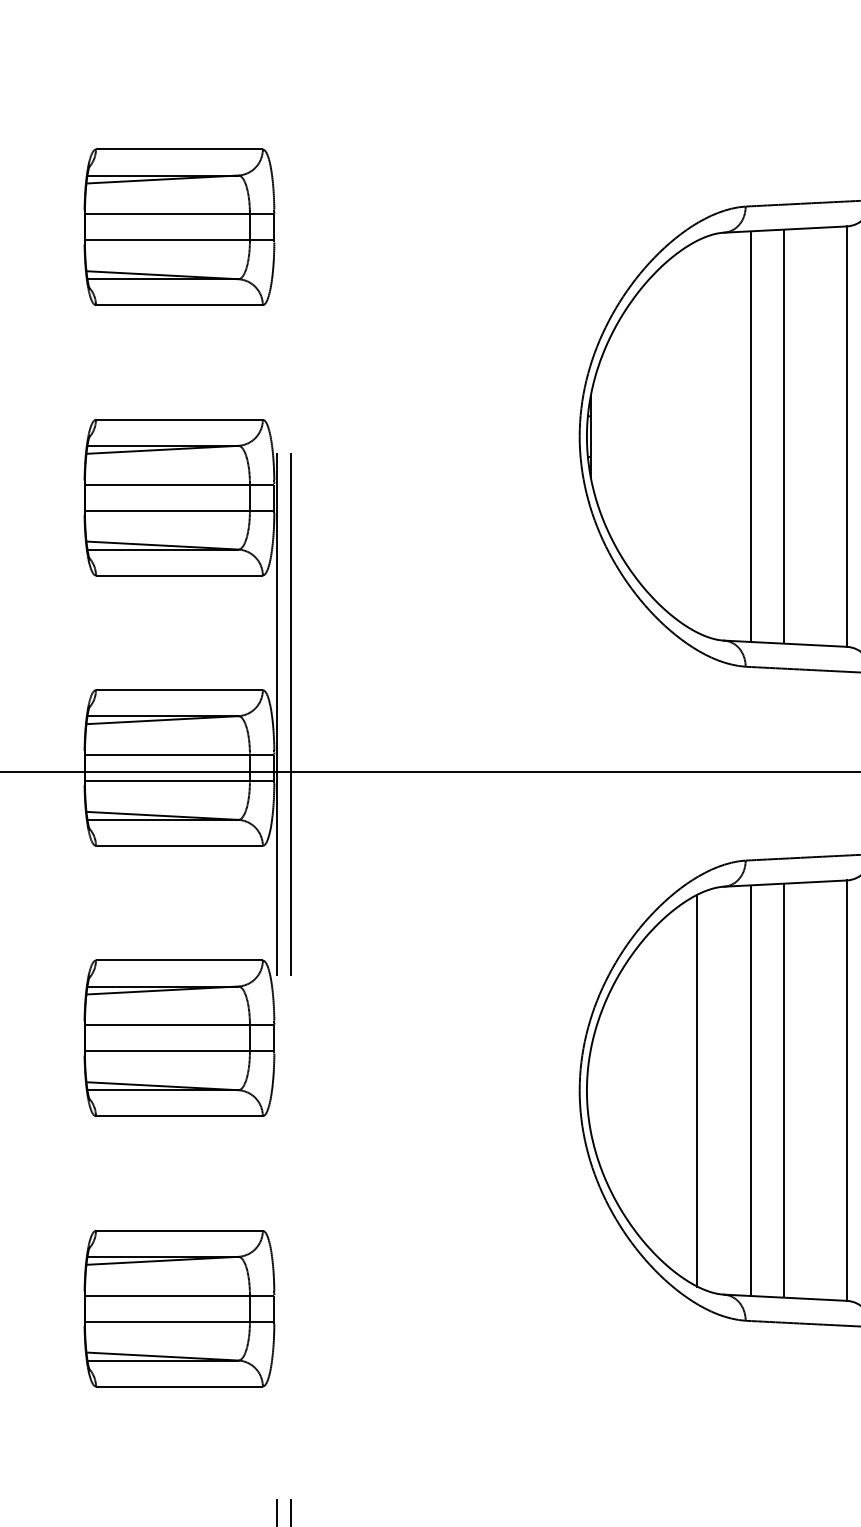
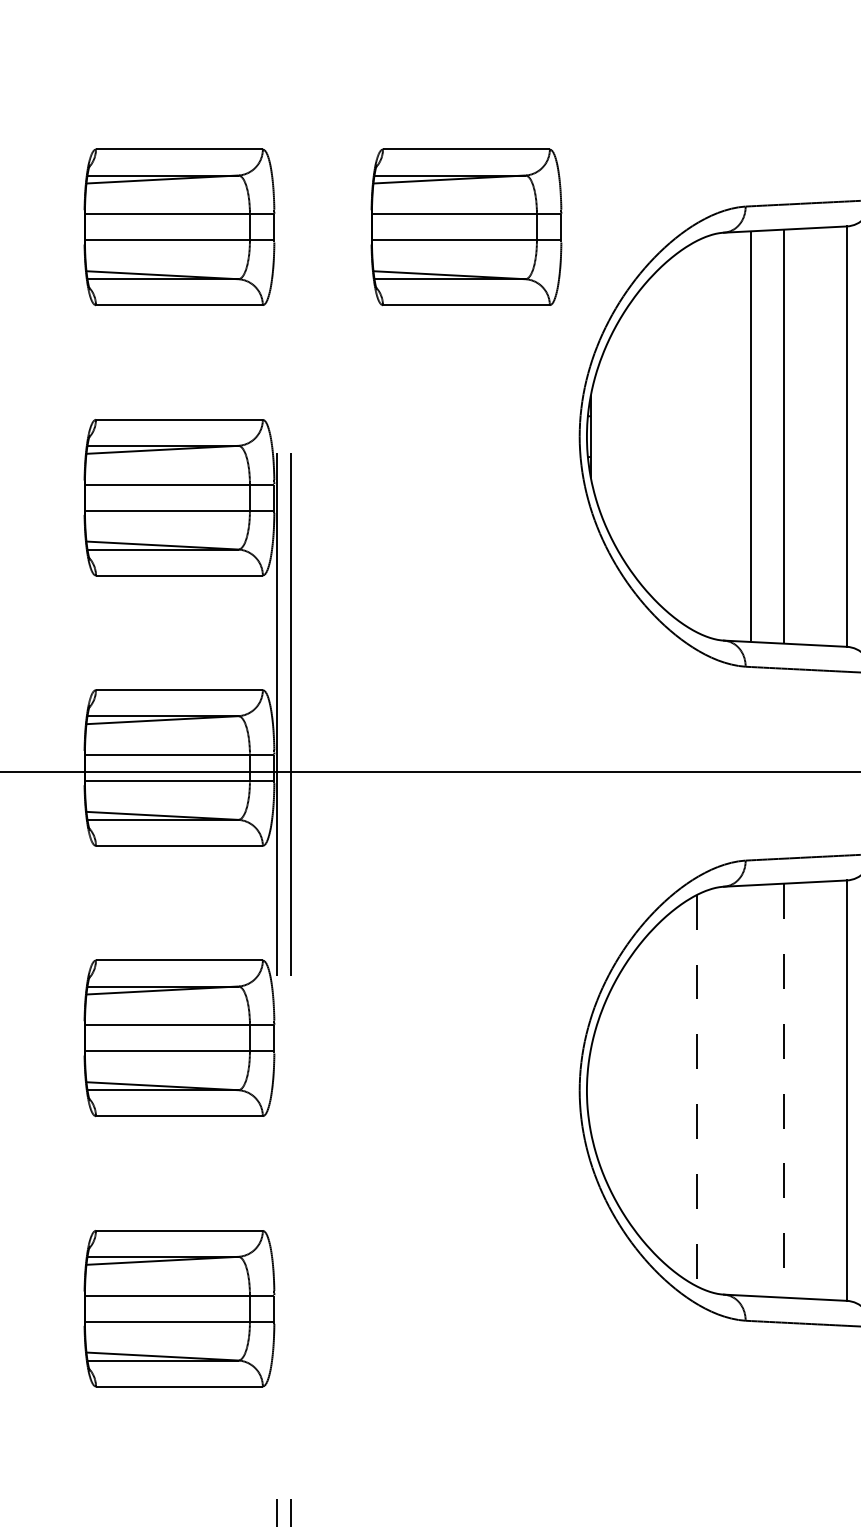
part: none -> present (466, 227)
line: solid -> dashed (697, 1090)
line: present -> none (751, 1090)
line: solid -> dashed (784, 1091)
